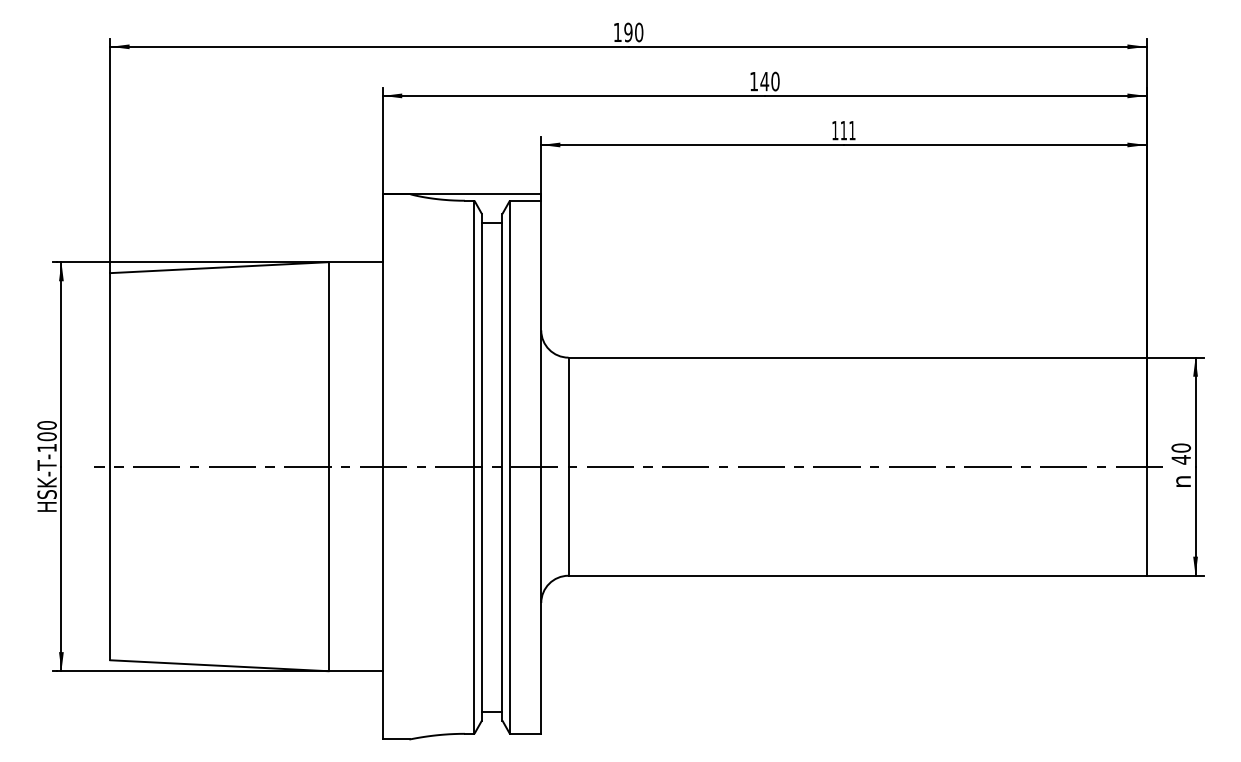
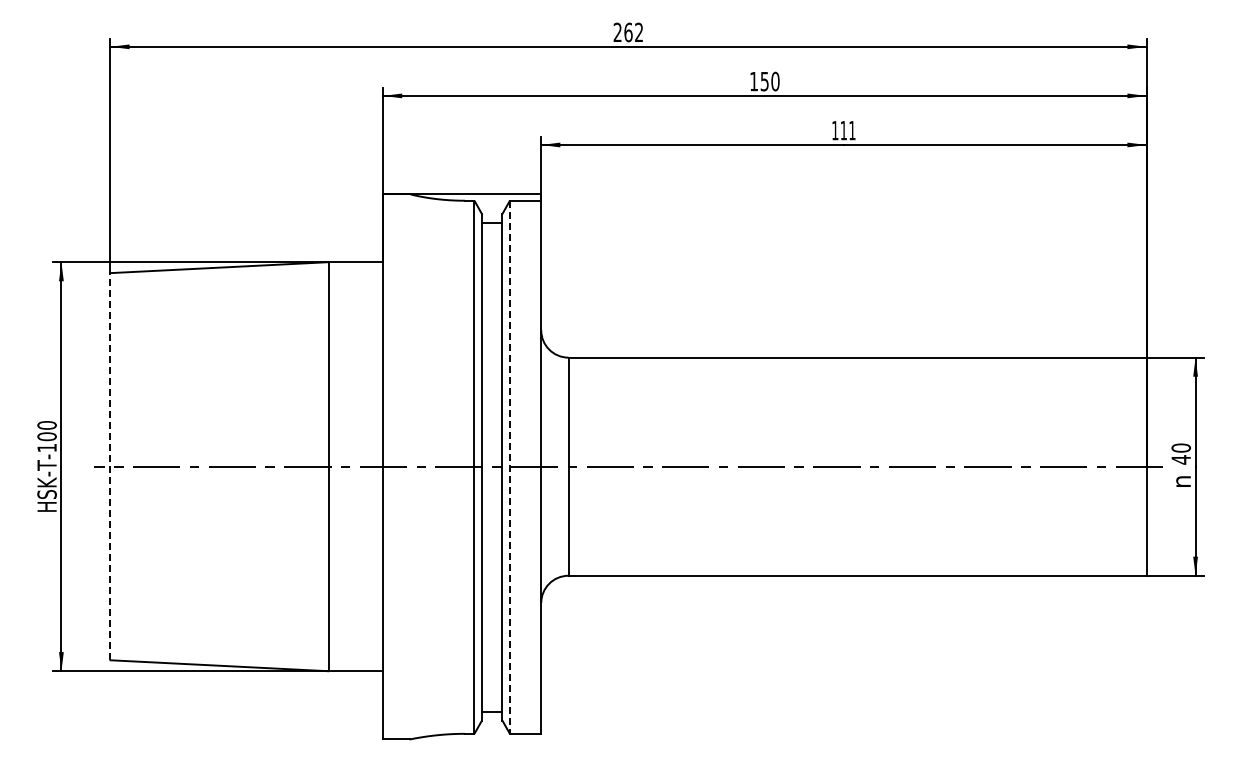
text: 190 -> 262 (628, 32)
text: 140 -> 150 (764, 81)
line: solid -> dashed (110, 466)
line: solid -> dashed (509, 467)
